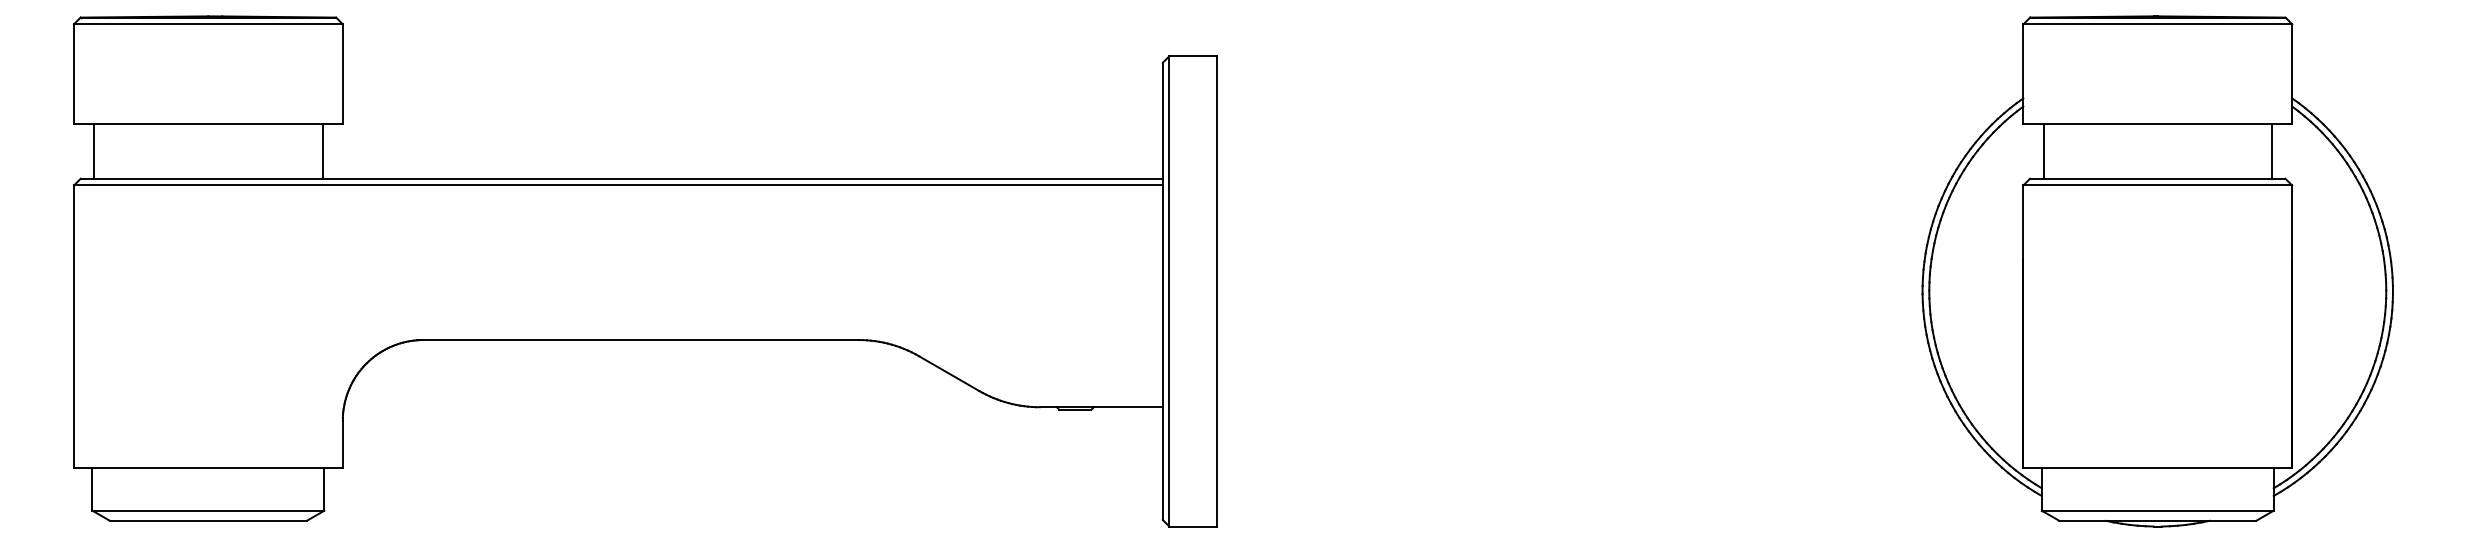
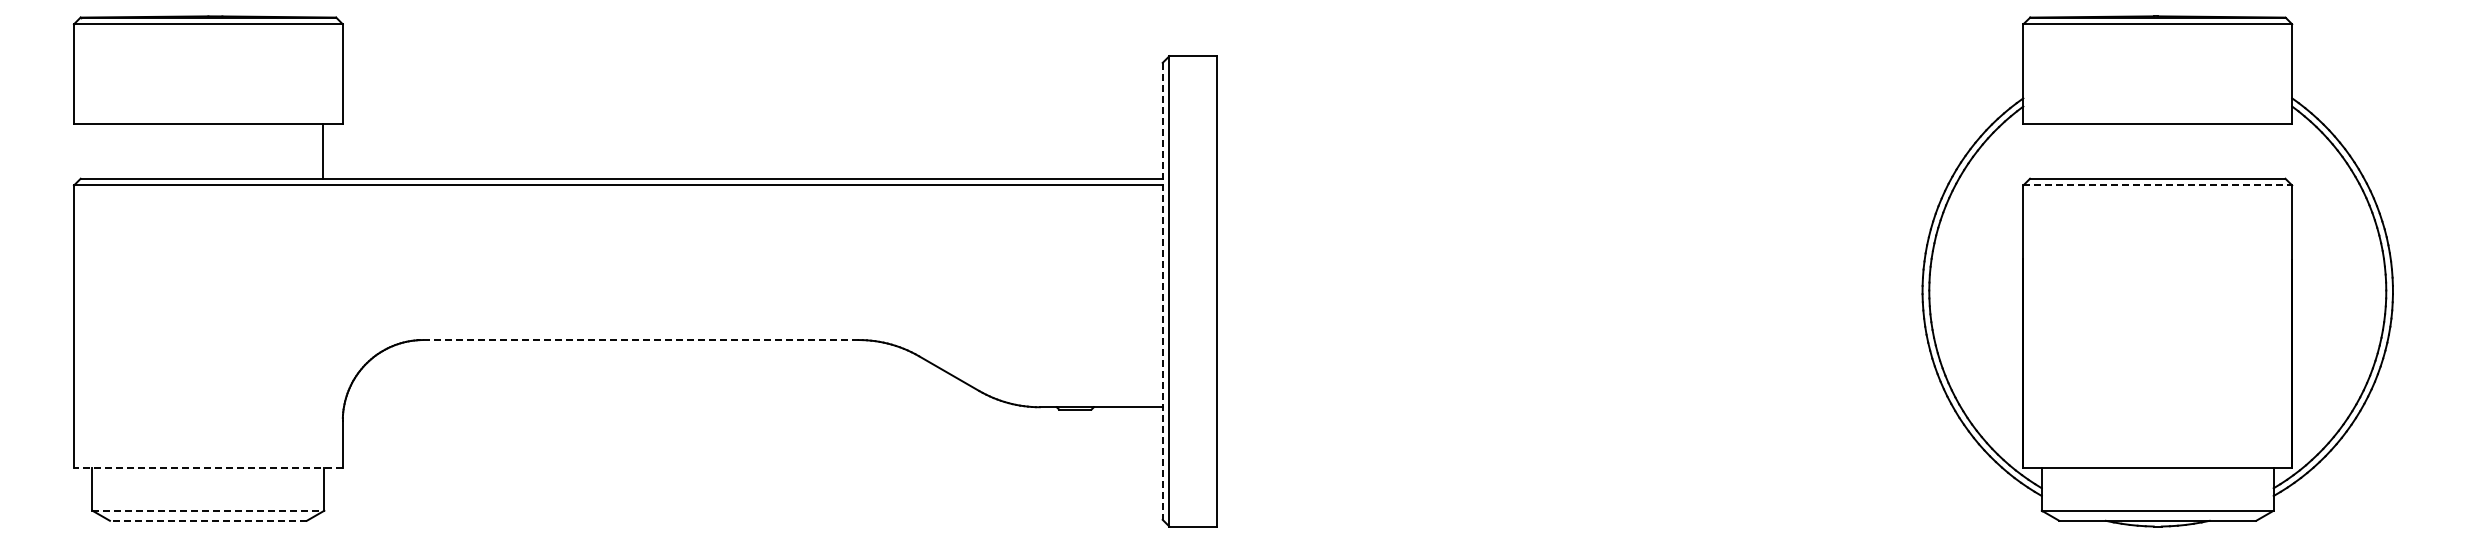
line: present -> none (94, 150)
line: present -> none (2043, 150)
line: present -> none (2272, 150)
line: solid -> dashed (2158, 185)
line: solid -> dashed (1162, 291)
line: solid -> dashed (637, 340)
line: solid -> dashed (207, 467)
line: solid -> dashed (208, 510)
line: solid -> dashed (207, 520)
